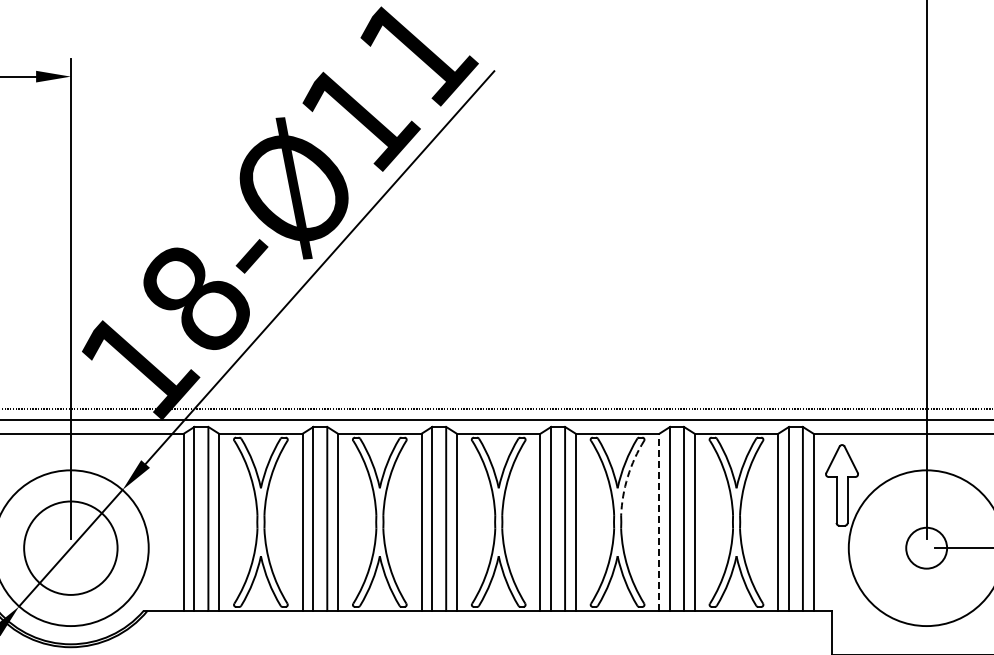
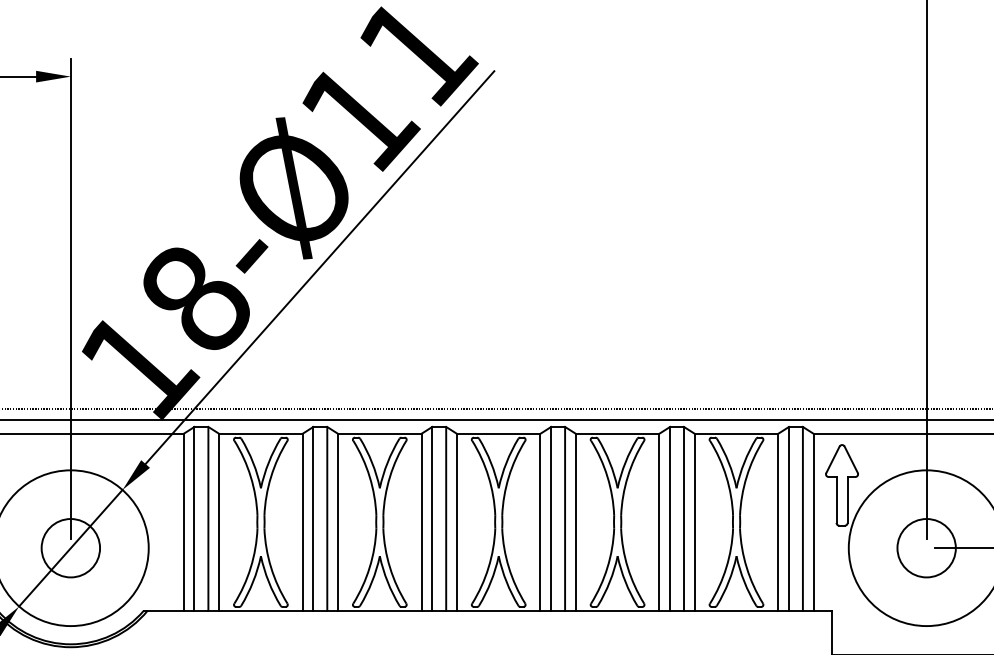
arc: dashed -> solid (627, 476)
line: dashed -> solid (659, 522)
circle diameter: 93 px -> 58 px (70, 548)
circle diameter: 41 px -> 58 px (926, 548)
